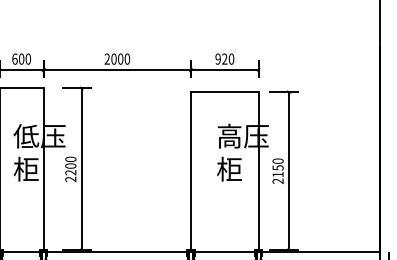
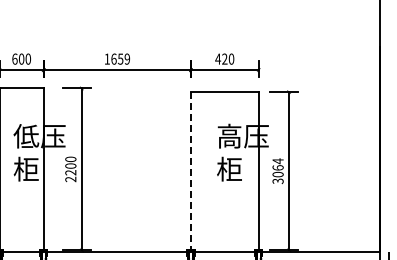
text: 2000 -> 1659 (116, 58)
text: 920 -> 420 (218, 58)
text: 2150 -> 3064 (277, 170)
line: solid -> dashed (191, 171)
